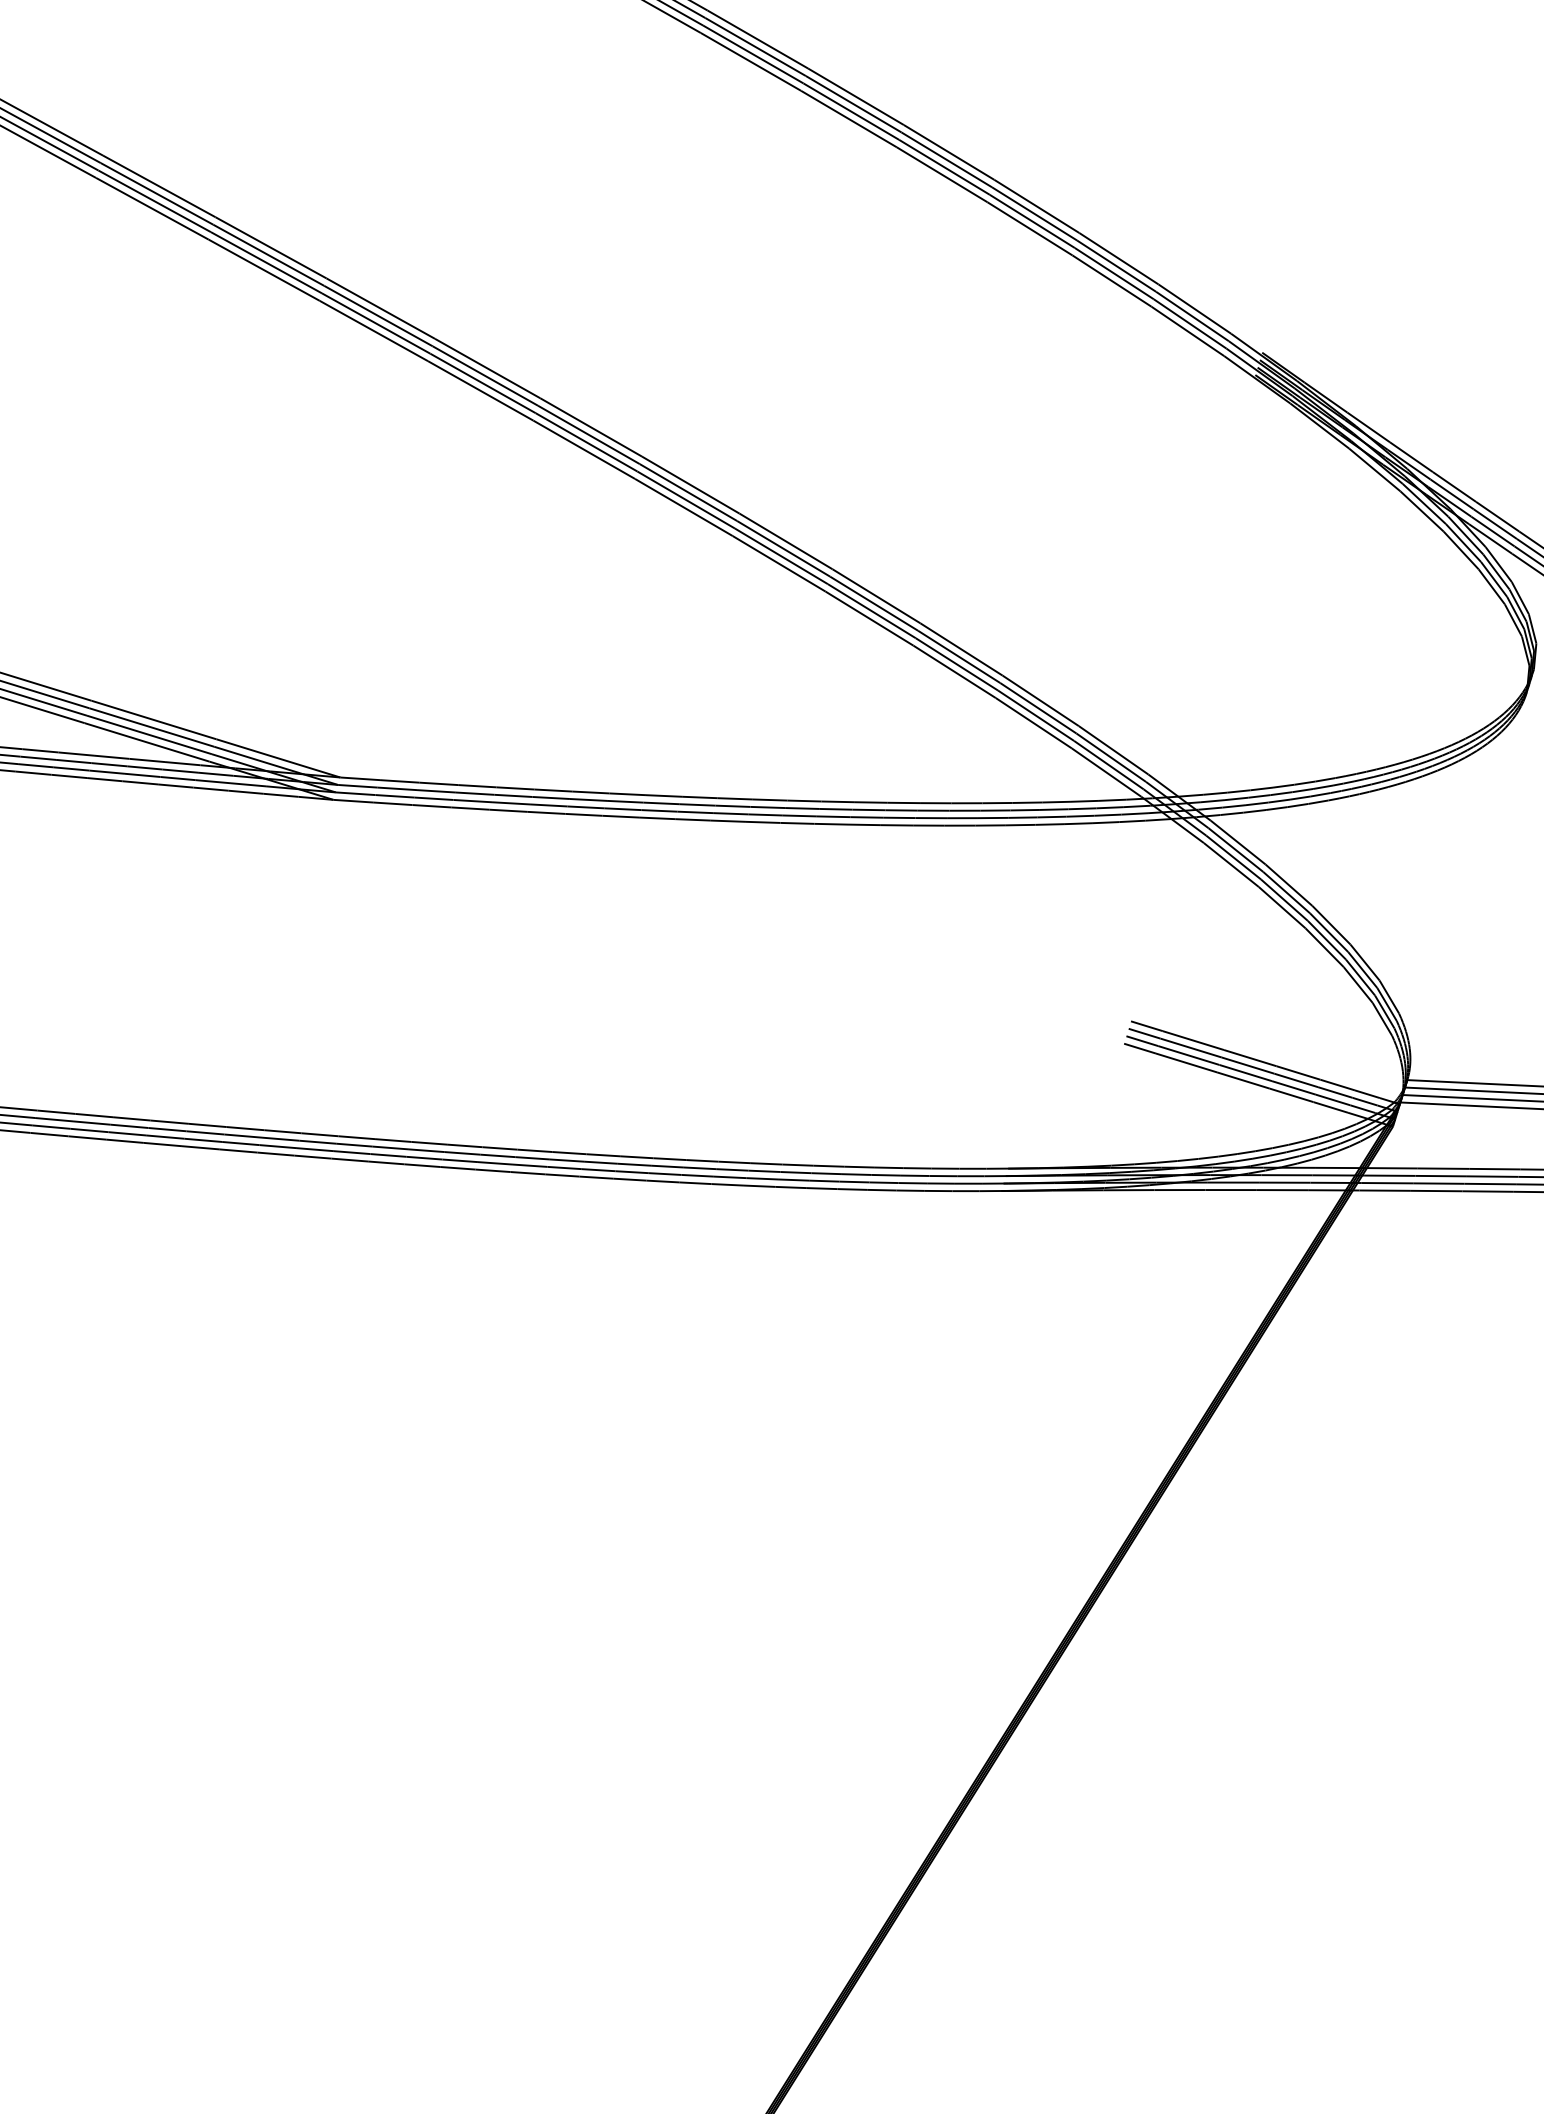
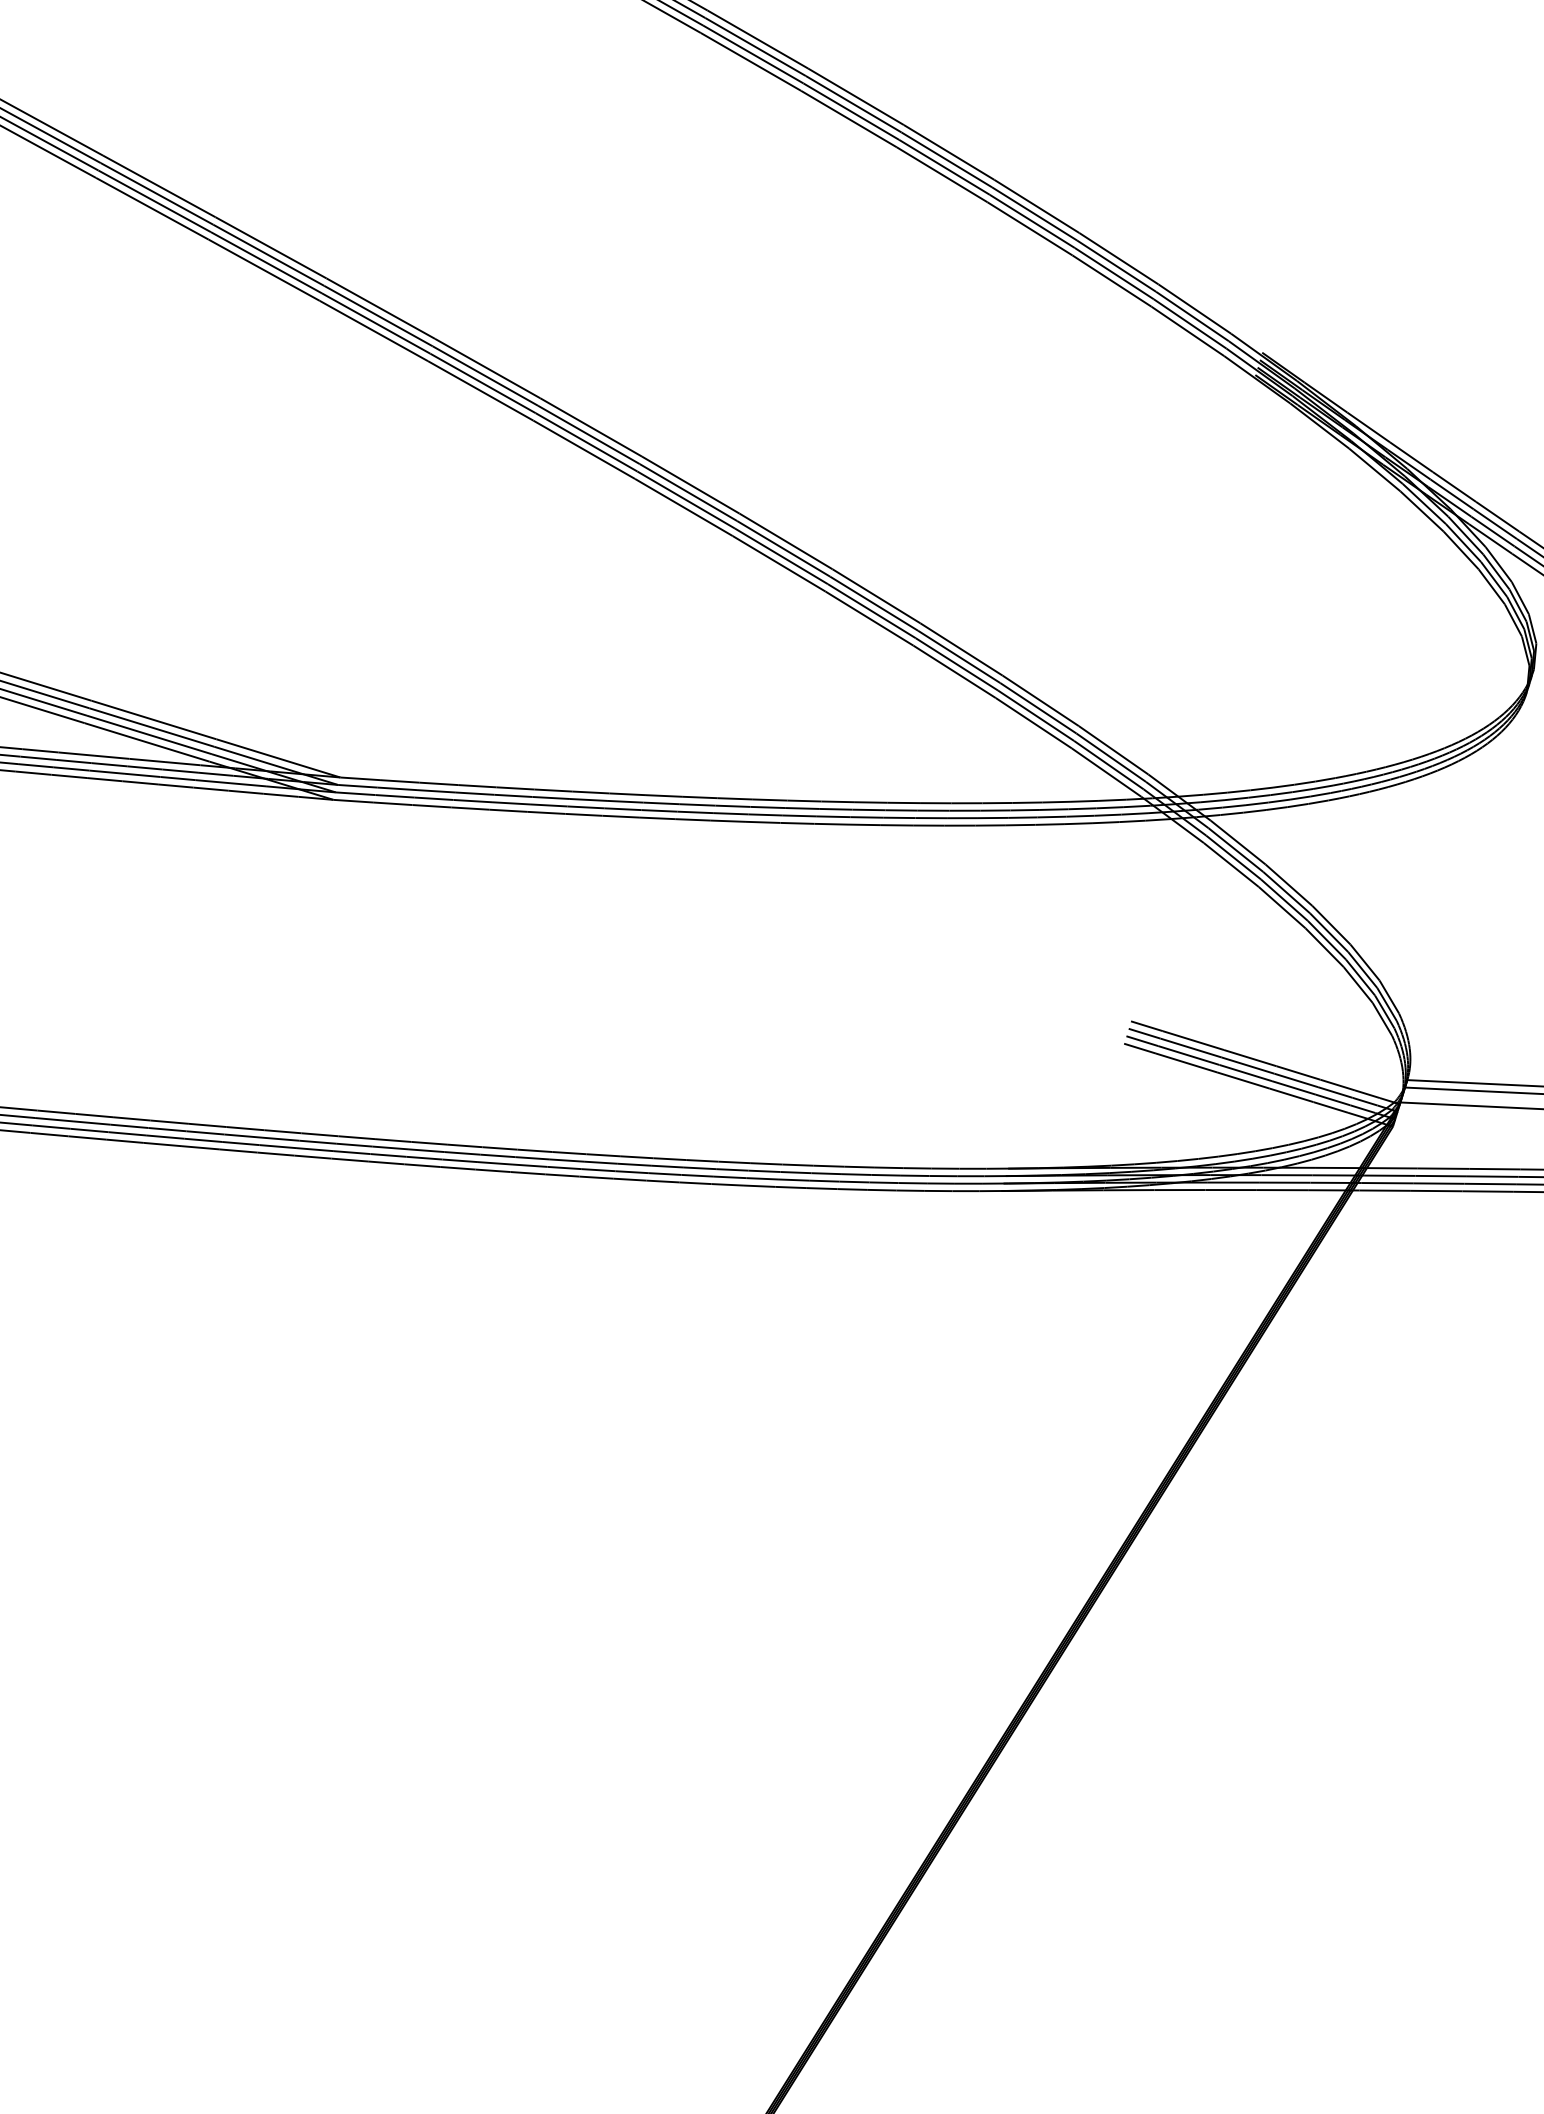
line: present -> none (1471, 1098)
